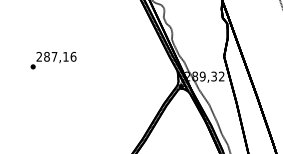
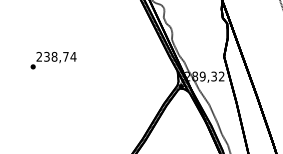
text: 287,16 -> 238,74 (60, 56)
